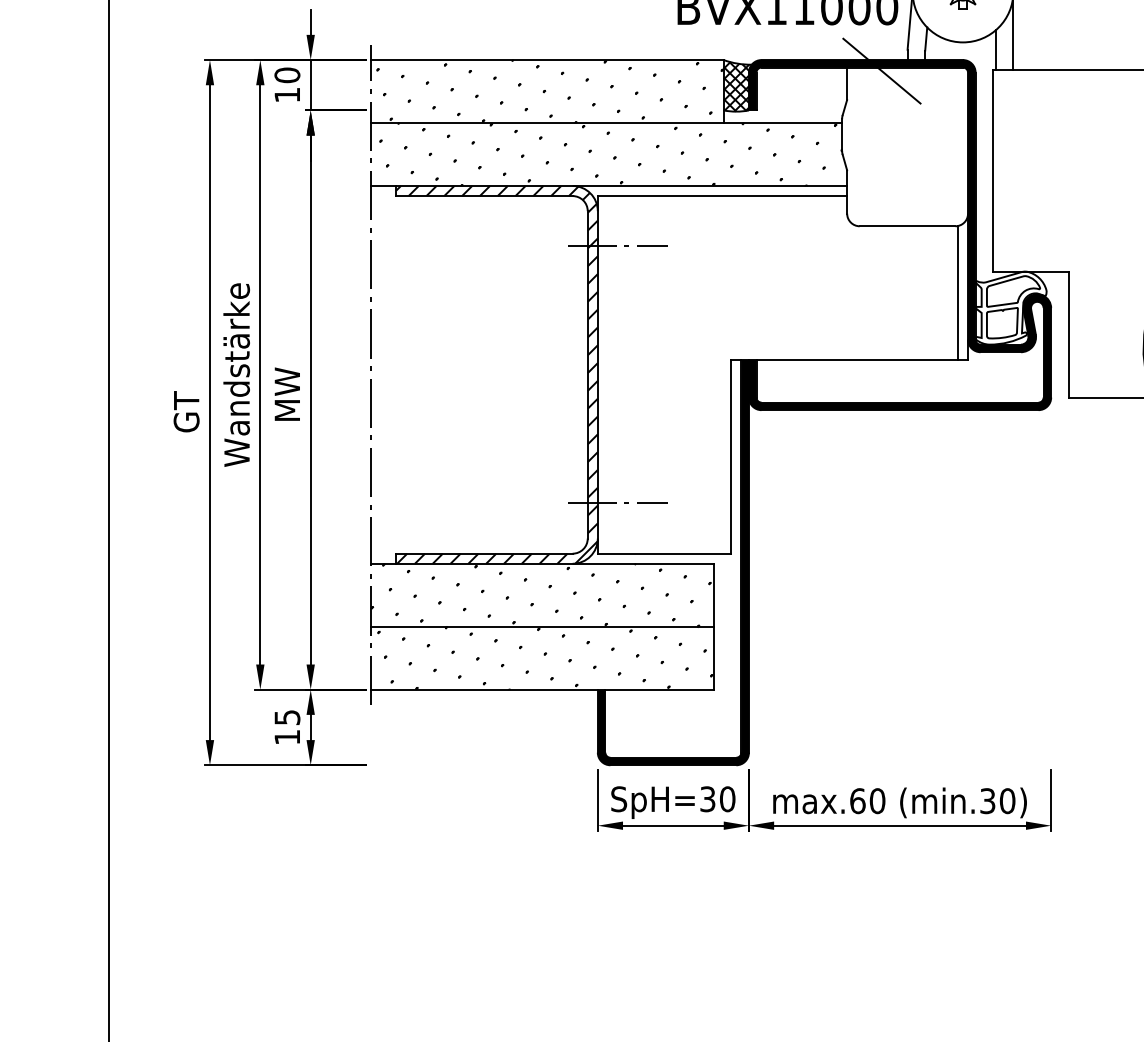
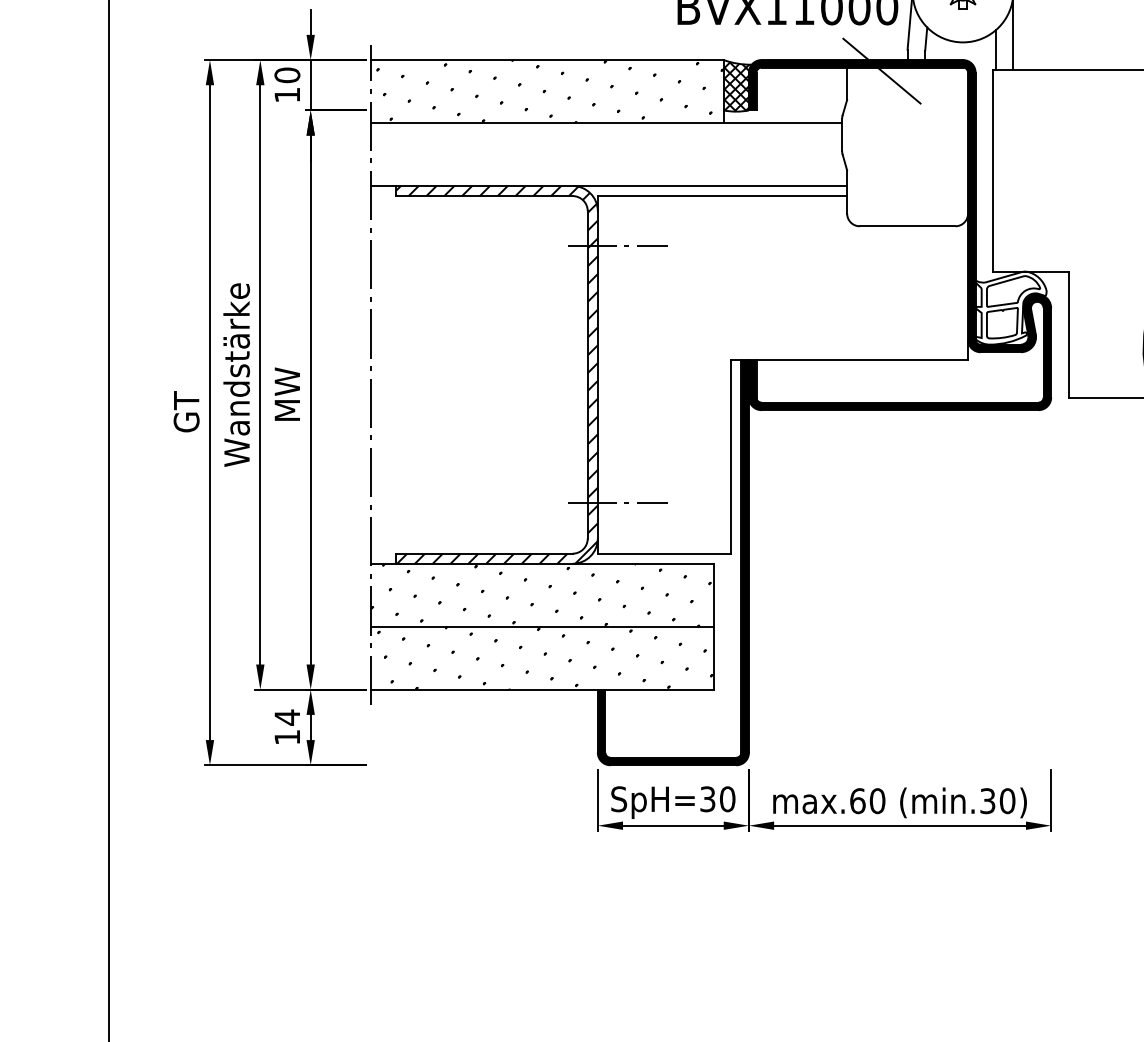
hatch: present -> none (610, 154)
line: present -> none (957, 292)
text: 15 -> 14 (287, 717)
